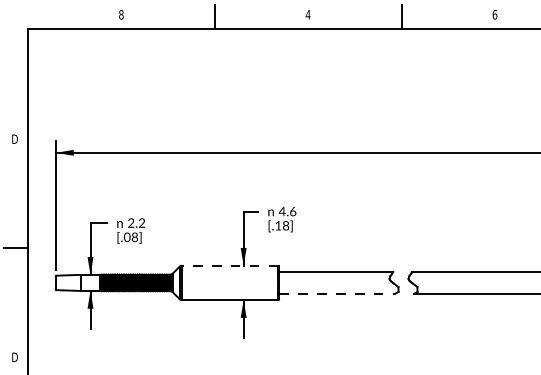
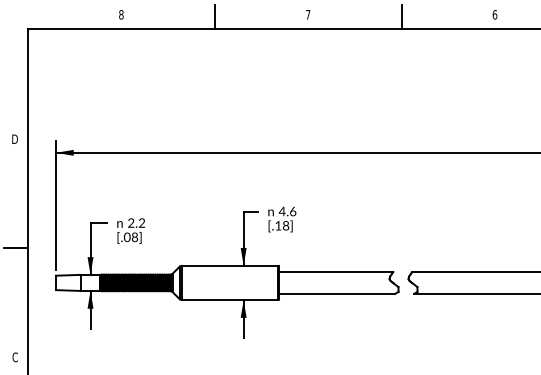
text: 4 -> 7 (307, 14)
line: dashed -> solid (229, 265)
line: dashed -> solid (337, 293)
text: D -> C (14, 357)
